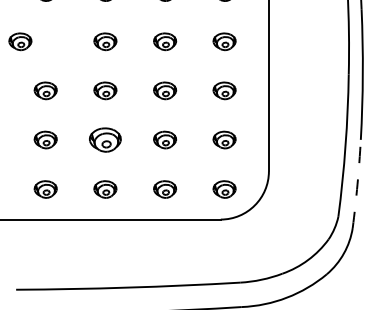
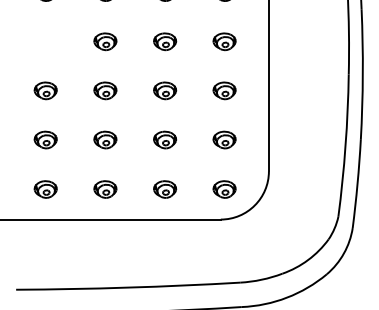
part: present -> none (20, 41)
part size: 33x26 px -> 25x20 px (105, 139)
arc: dashed -> solid (357, 184)
